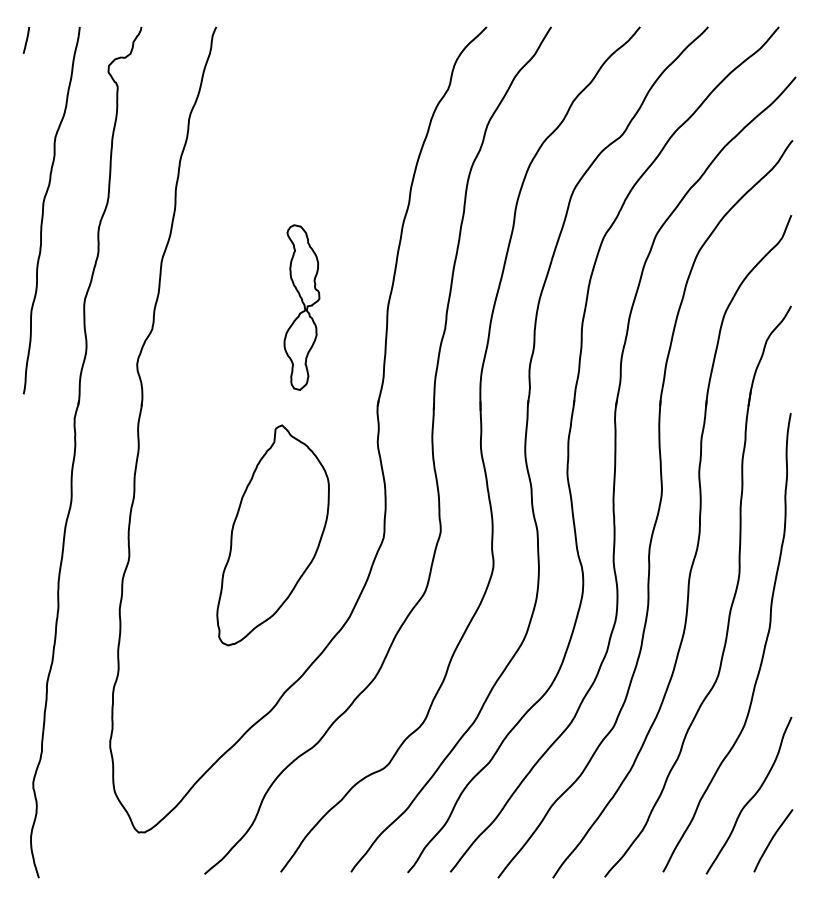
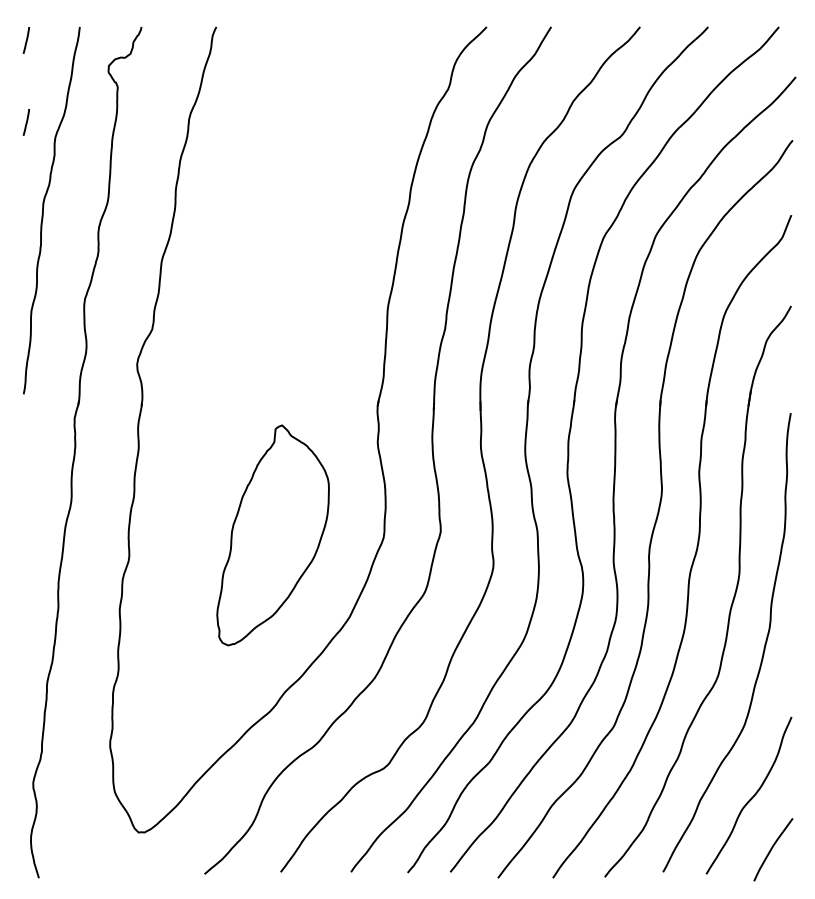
line: none -> present (25, 122)
part: present -> none (301, 307)
curve position: (772, 840) -> (772, 849) (772, 849)
